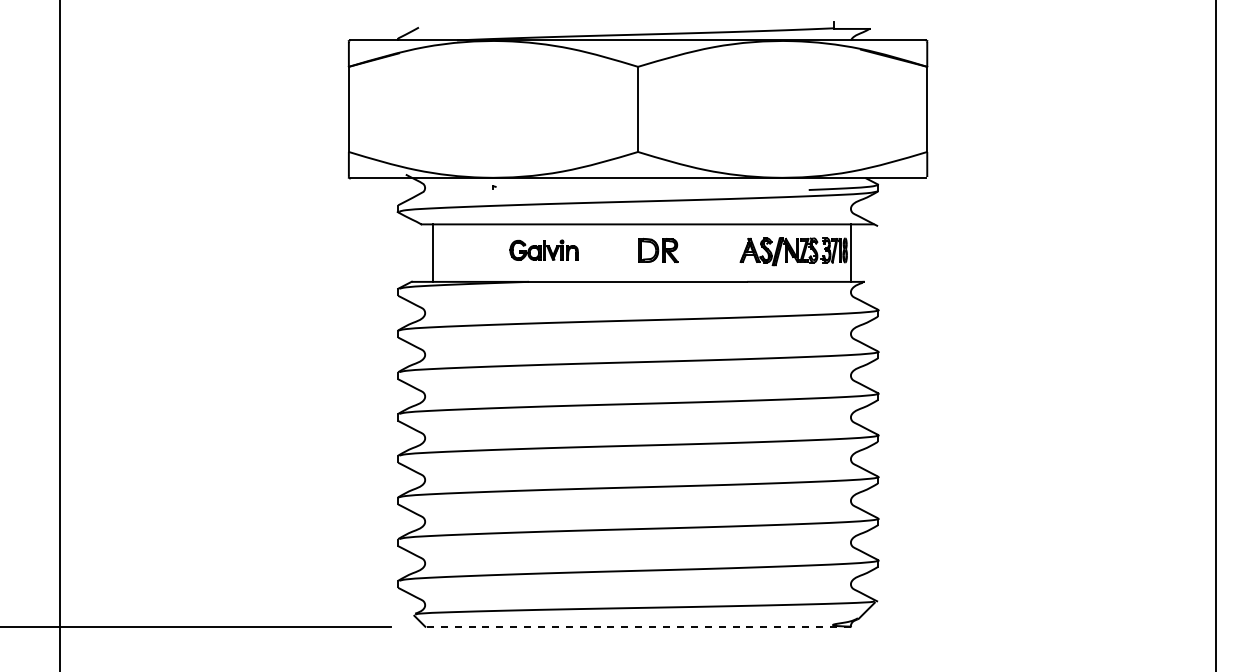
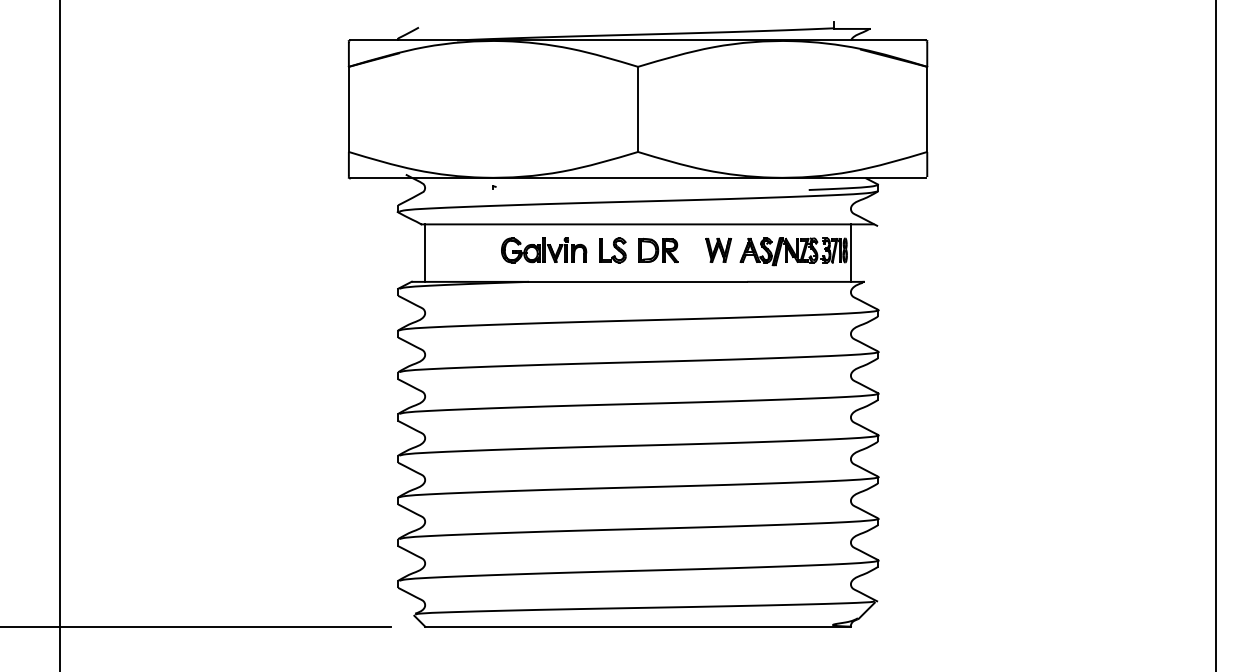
part size: 70x22 px -> 87x27 px (544, 250)
part: none -> present (718, 249)
part: none -> present (612, 250)
line position: (433, 252) -> (425, 252) (425, 252)
line: dashed -> solid (638, 626)
